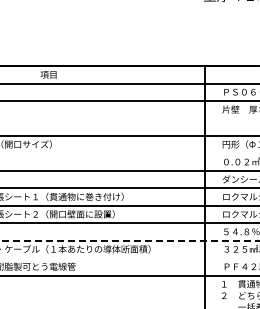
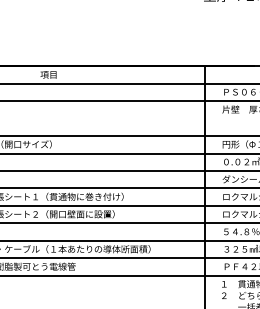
line: none -> present (129, 153)
line: dashed -> solid (130, 240)
line: none -> present (129, 258)
